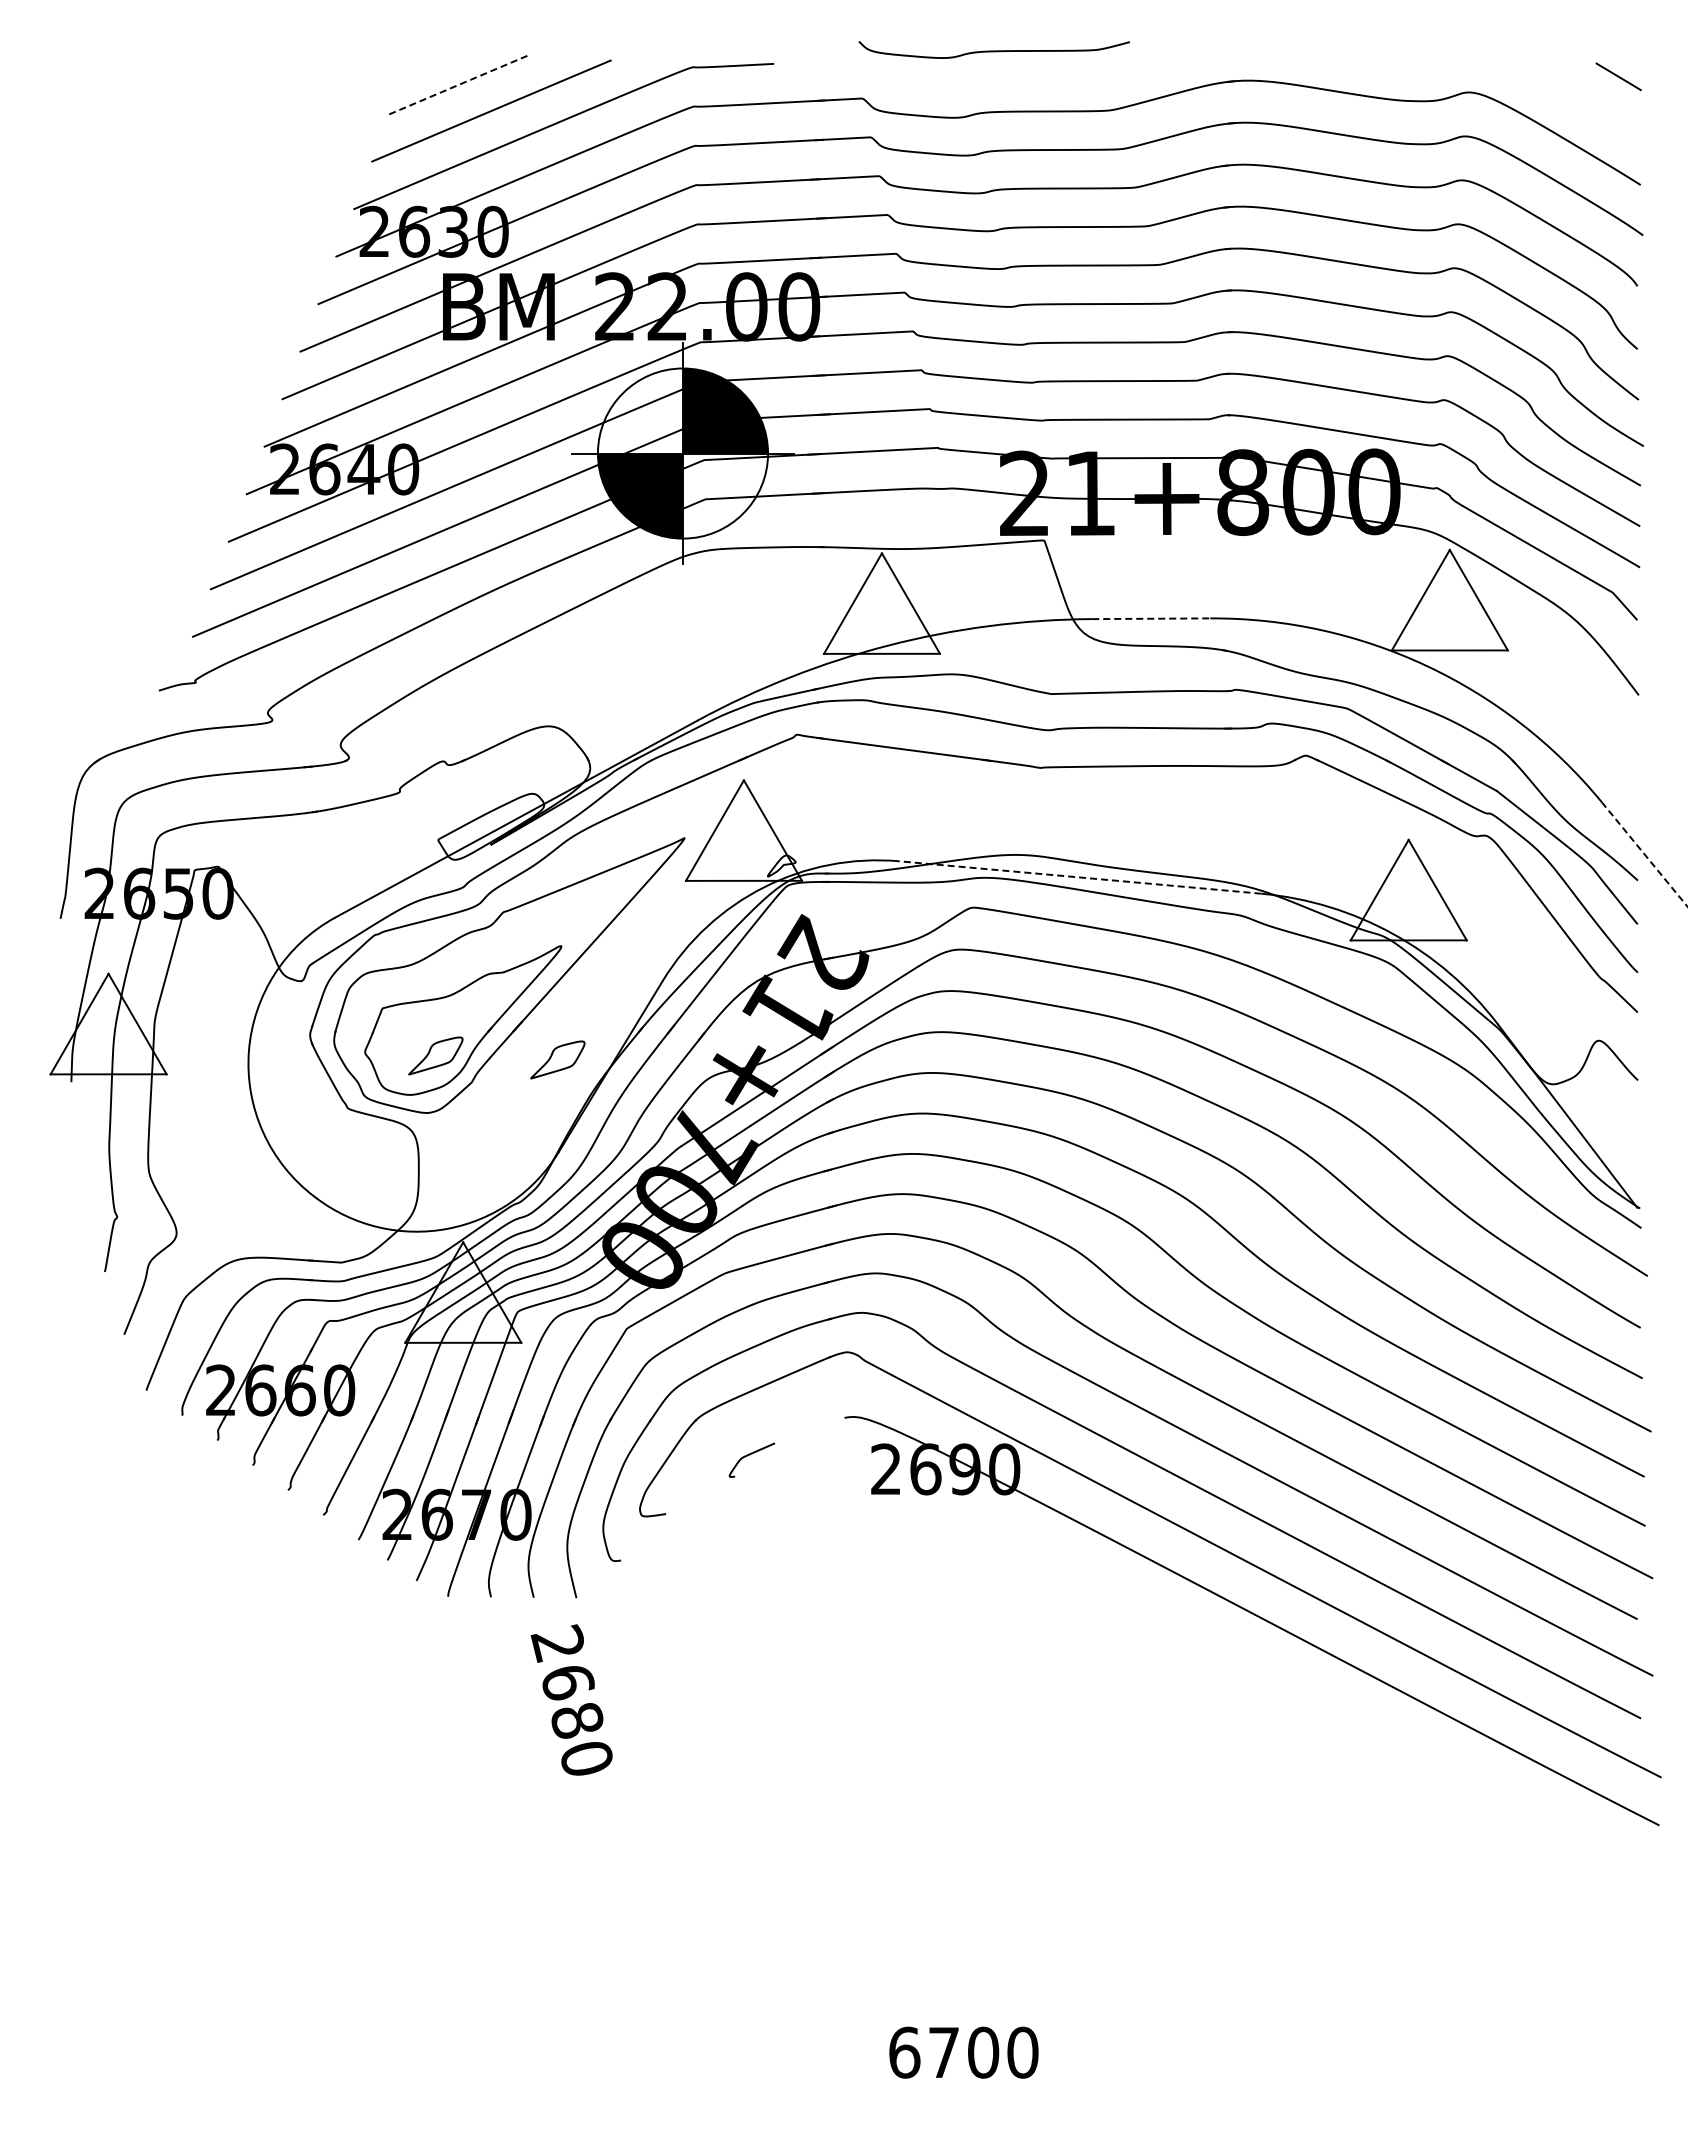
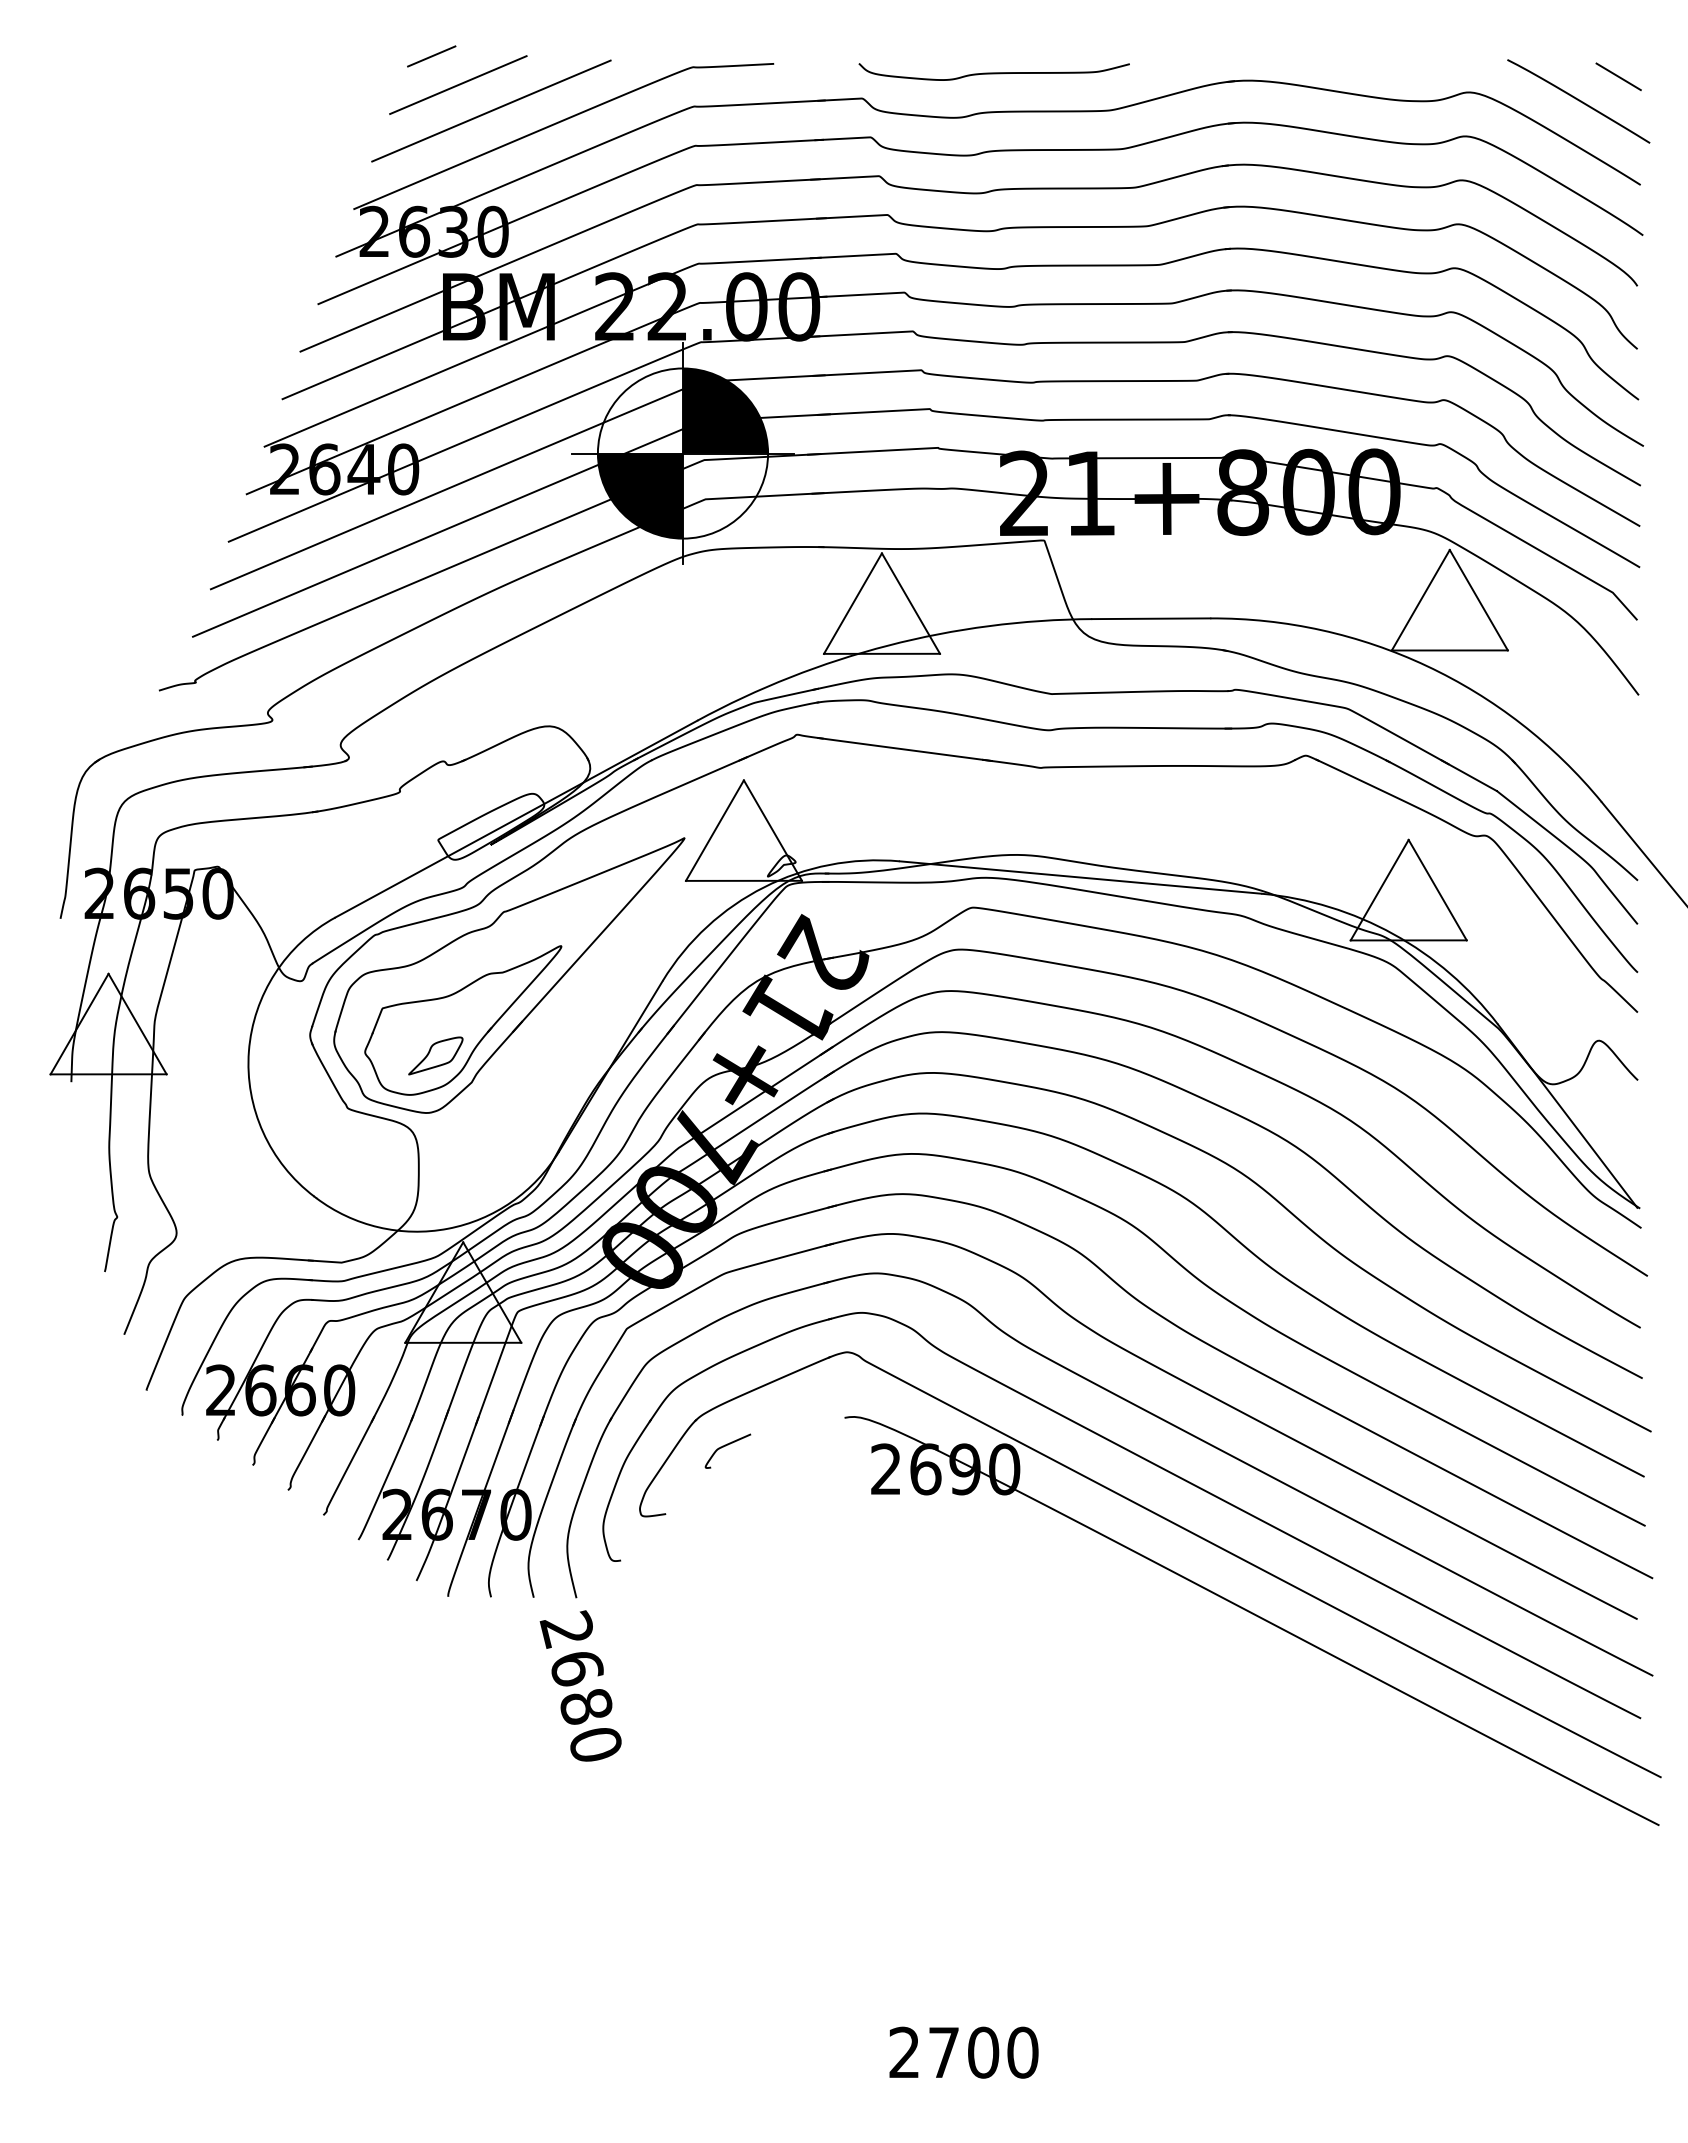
curve position: (993, 50) -> (993, 72) (993, 72)
line: none -> present (431, 56)
line: dashed -> solid (459, 84)
curve: none -> present (1578, 101)
line: dashed -> solid (1151, 618)
line: dashed -> solid (1644, 854)
line: dashed -> solid (1080, 877)
part: present -> none (557, 1059)
curve position: (749, 1455) -> (725, 1446) (725, 1446)
text position: (571, 1699) -> (580, 1685) (580, 1685)
text: 6700 -> 2700 (904, 2052)
